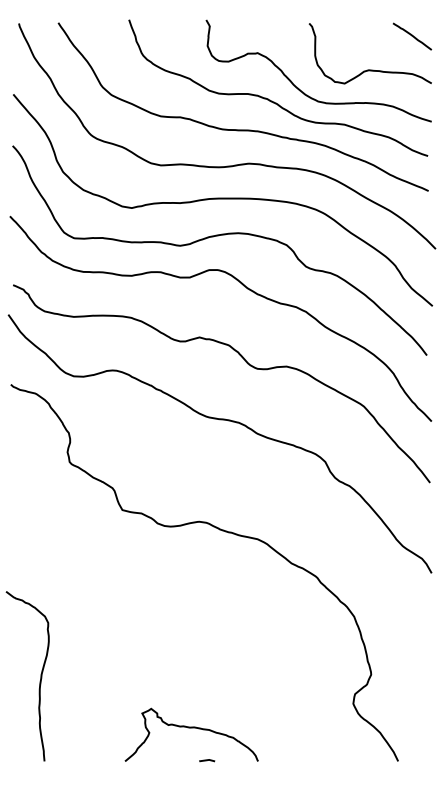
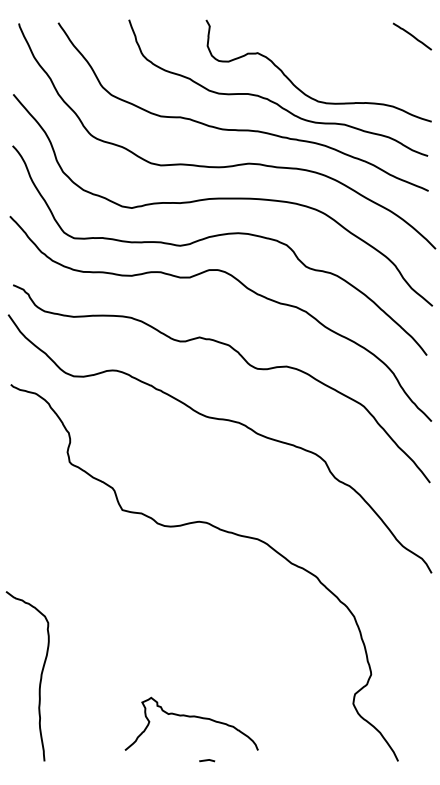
curve: present -> none (369, 69)
curve position: (191, 728) -> (191, 717) (191, 717)
